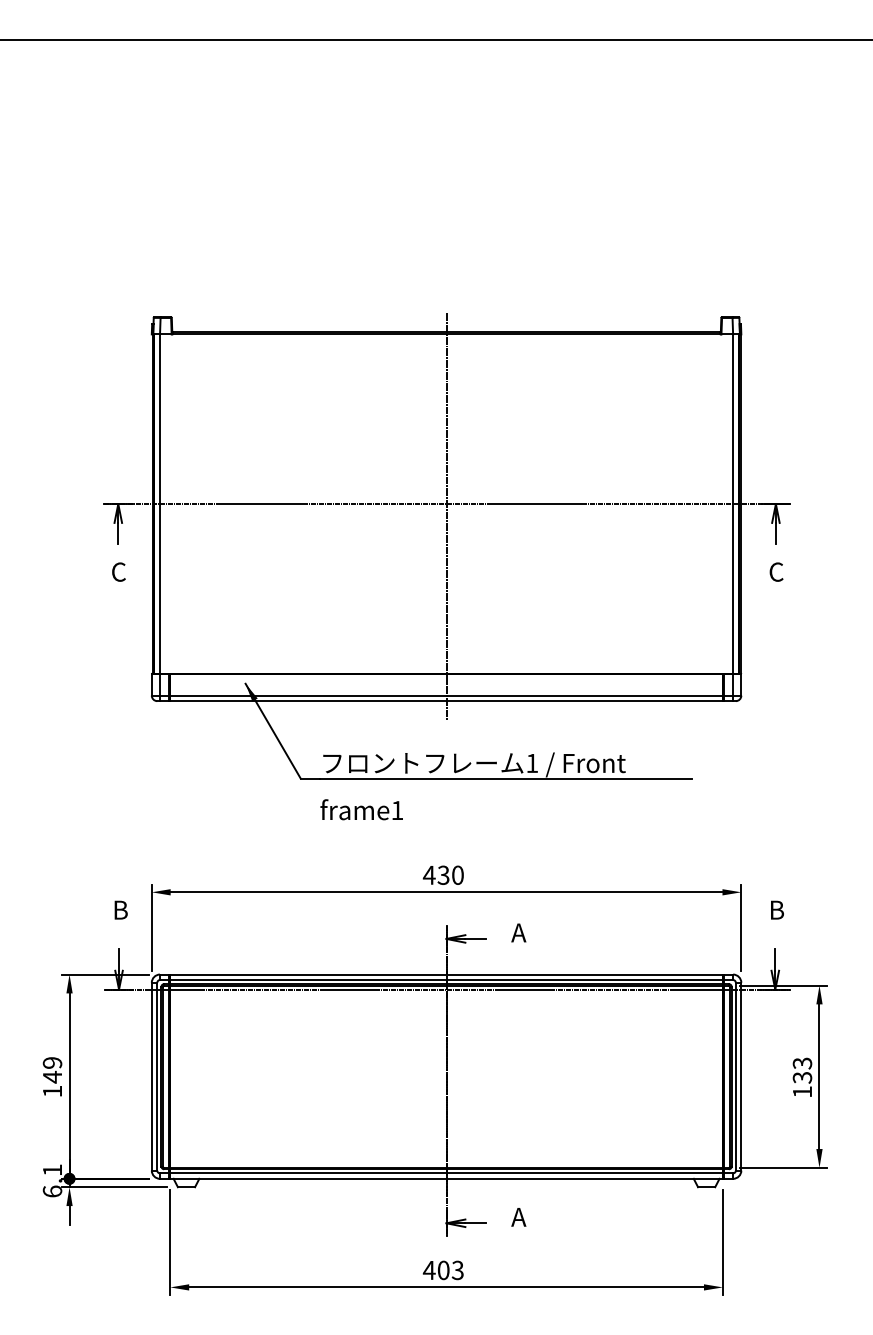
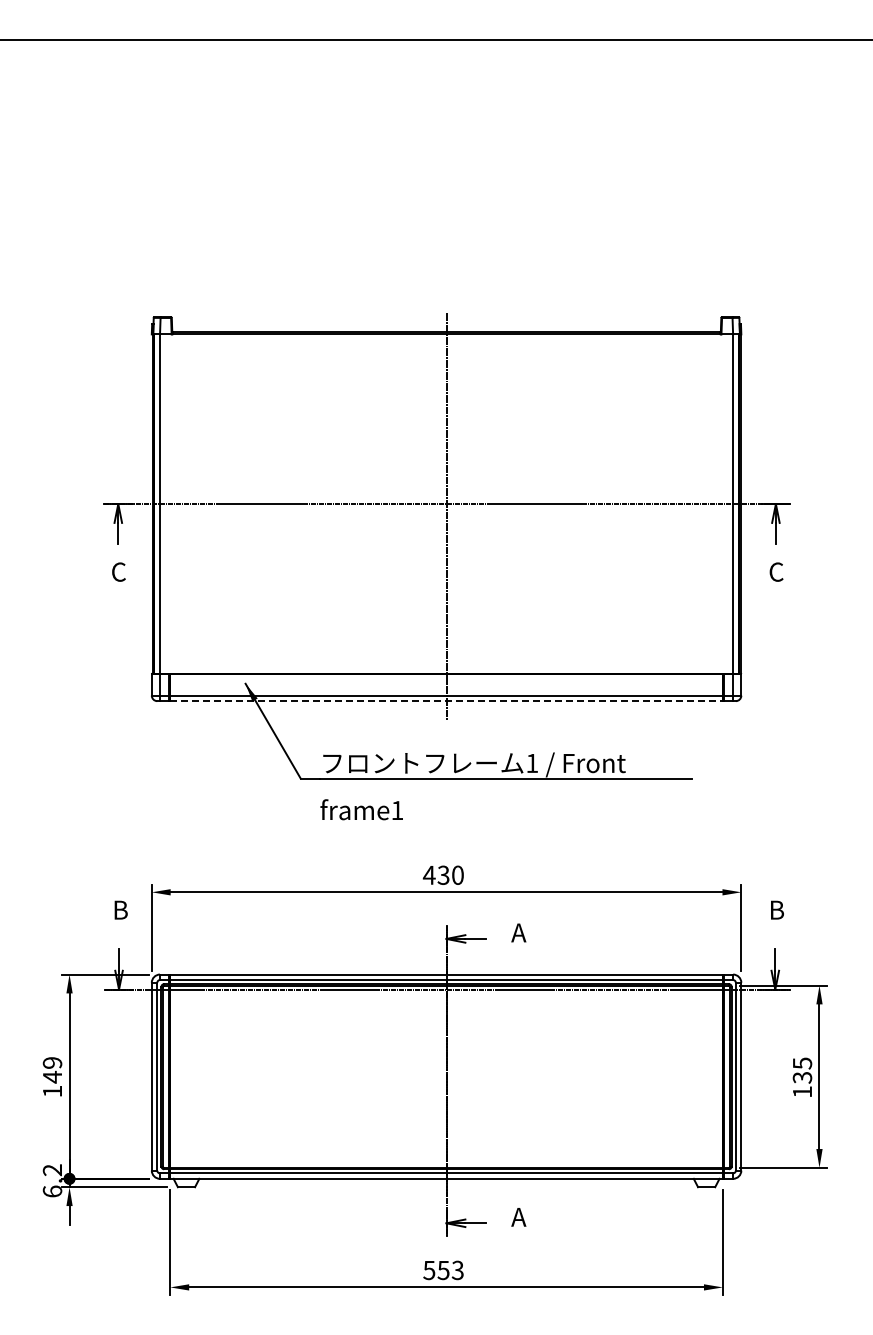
line: solid -> dashed (447, 701)
text: 133 -> 135 (801, 1062)
text: 6.1 -> 6.2 (51, 1170)
text: 403 -> 553 (435, 1270)
